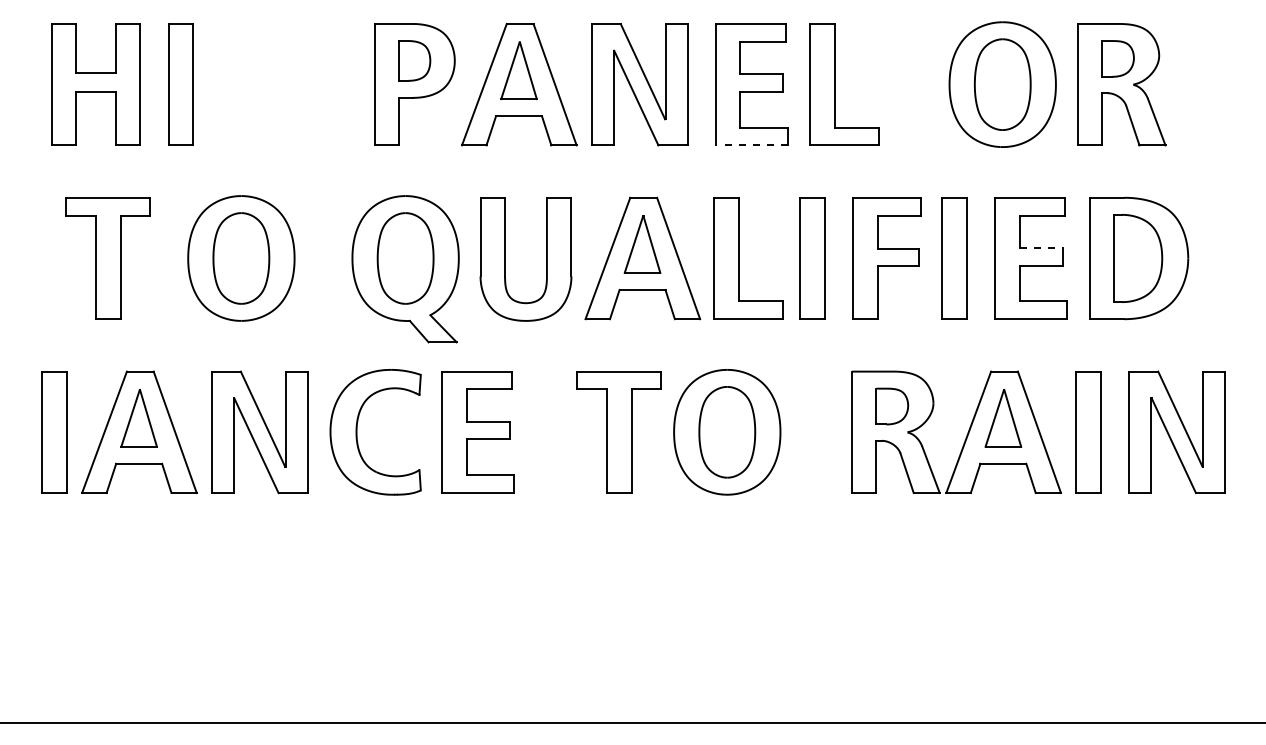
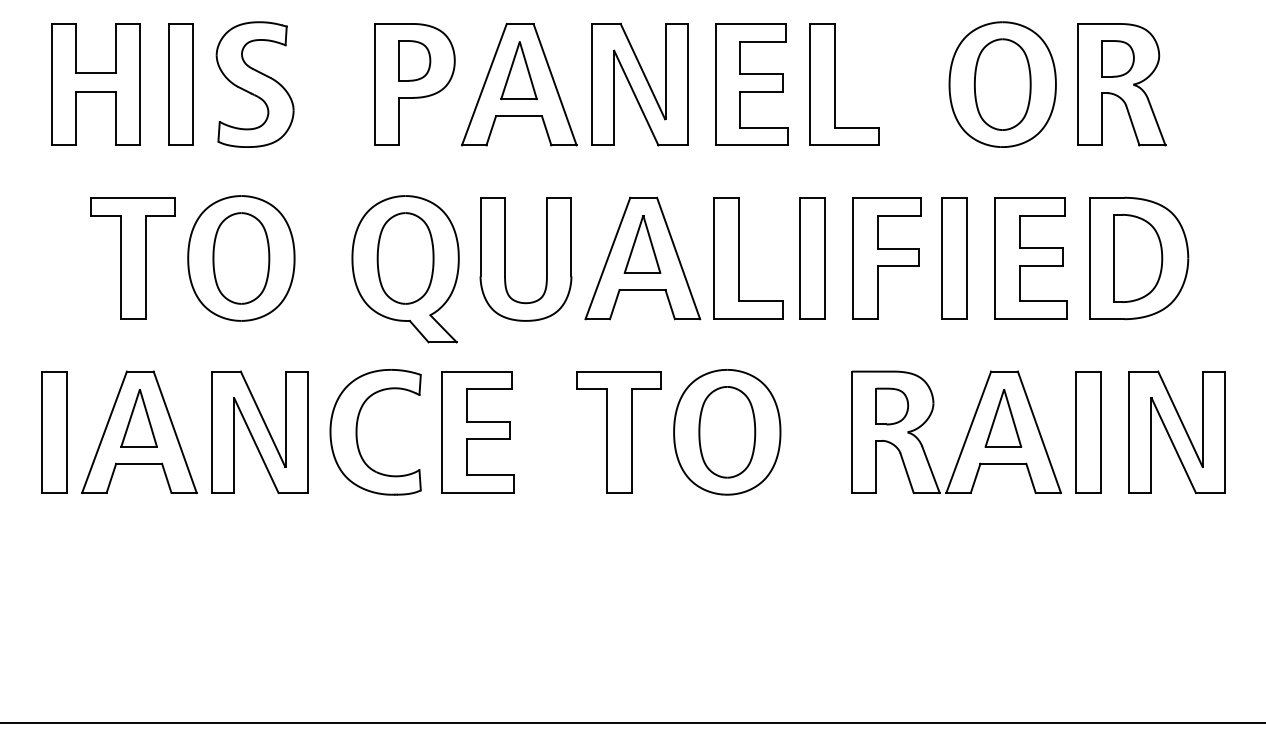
part: none -> present (254, 84)
line: dashed -> solid (751, 145)
line: dashed -> solid (1041, 247)
part position: (107, 258) -> (132, 258) (132, 258)
